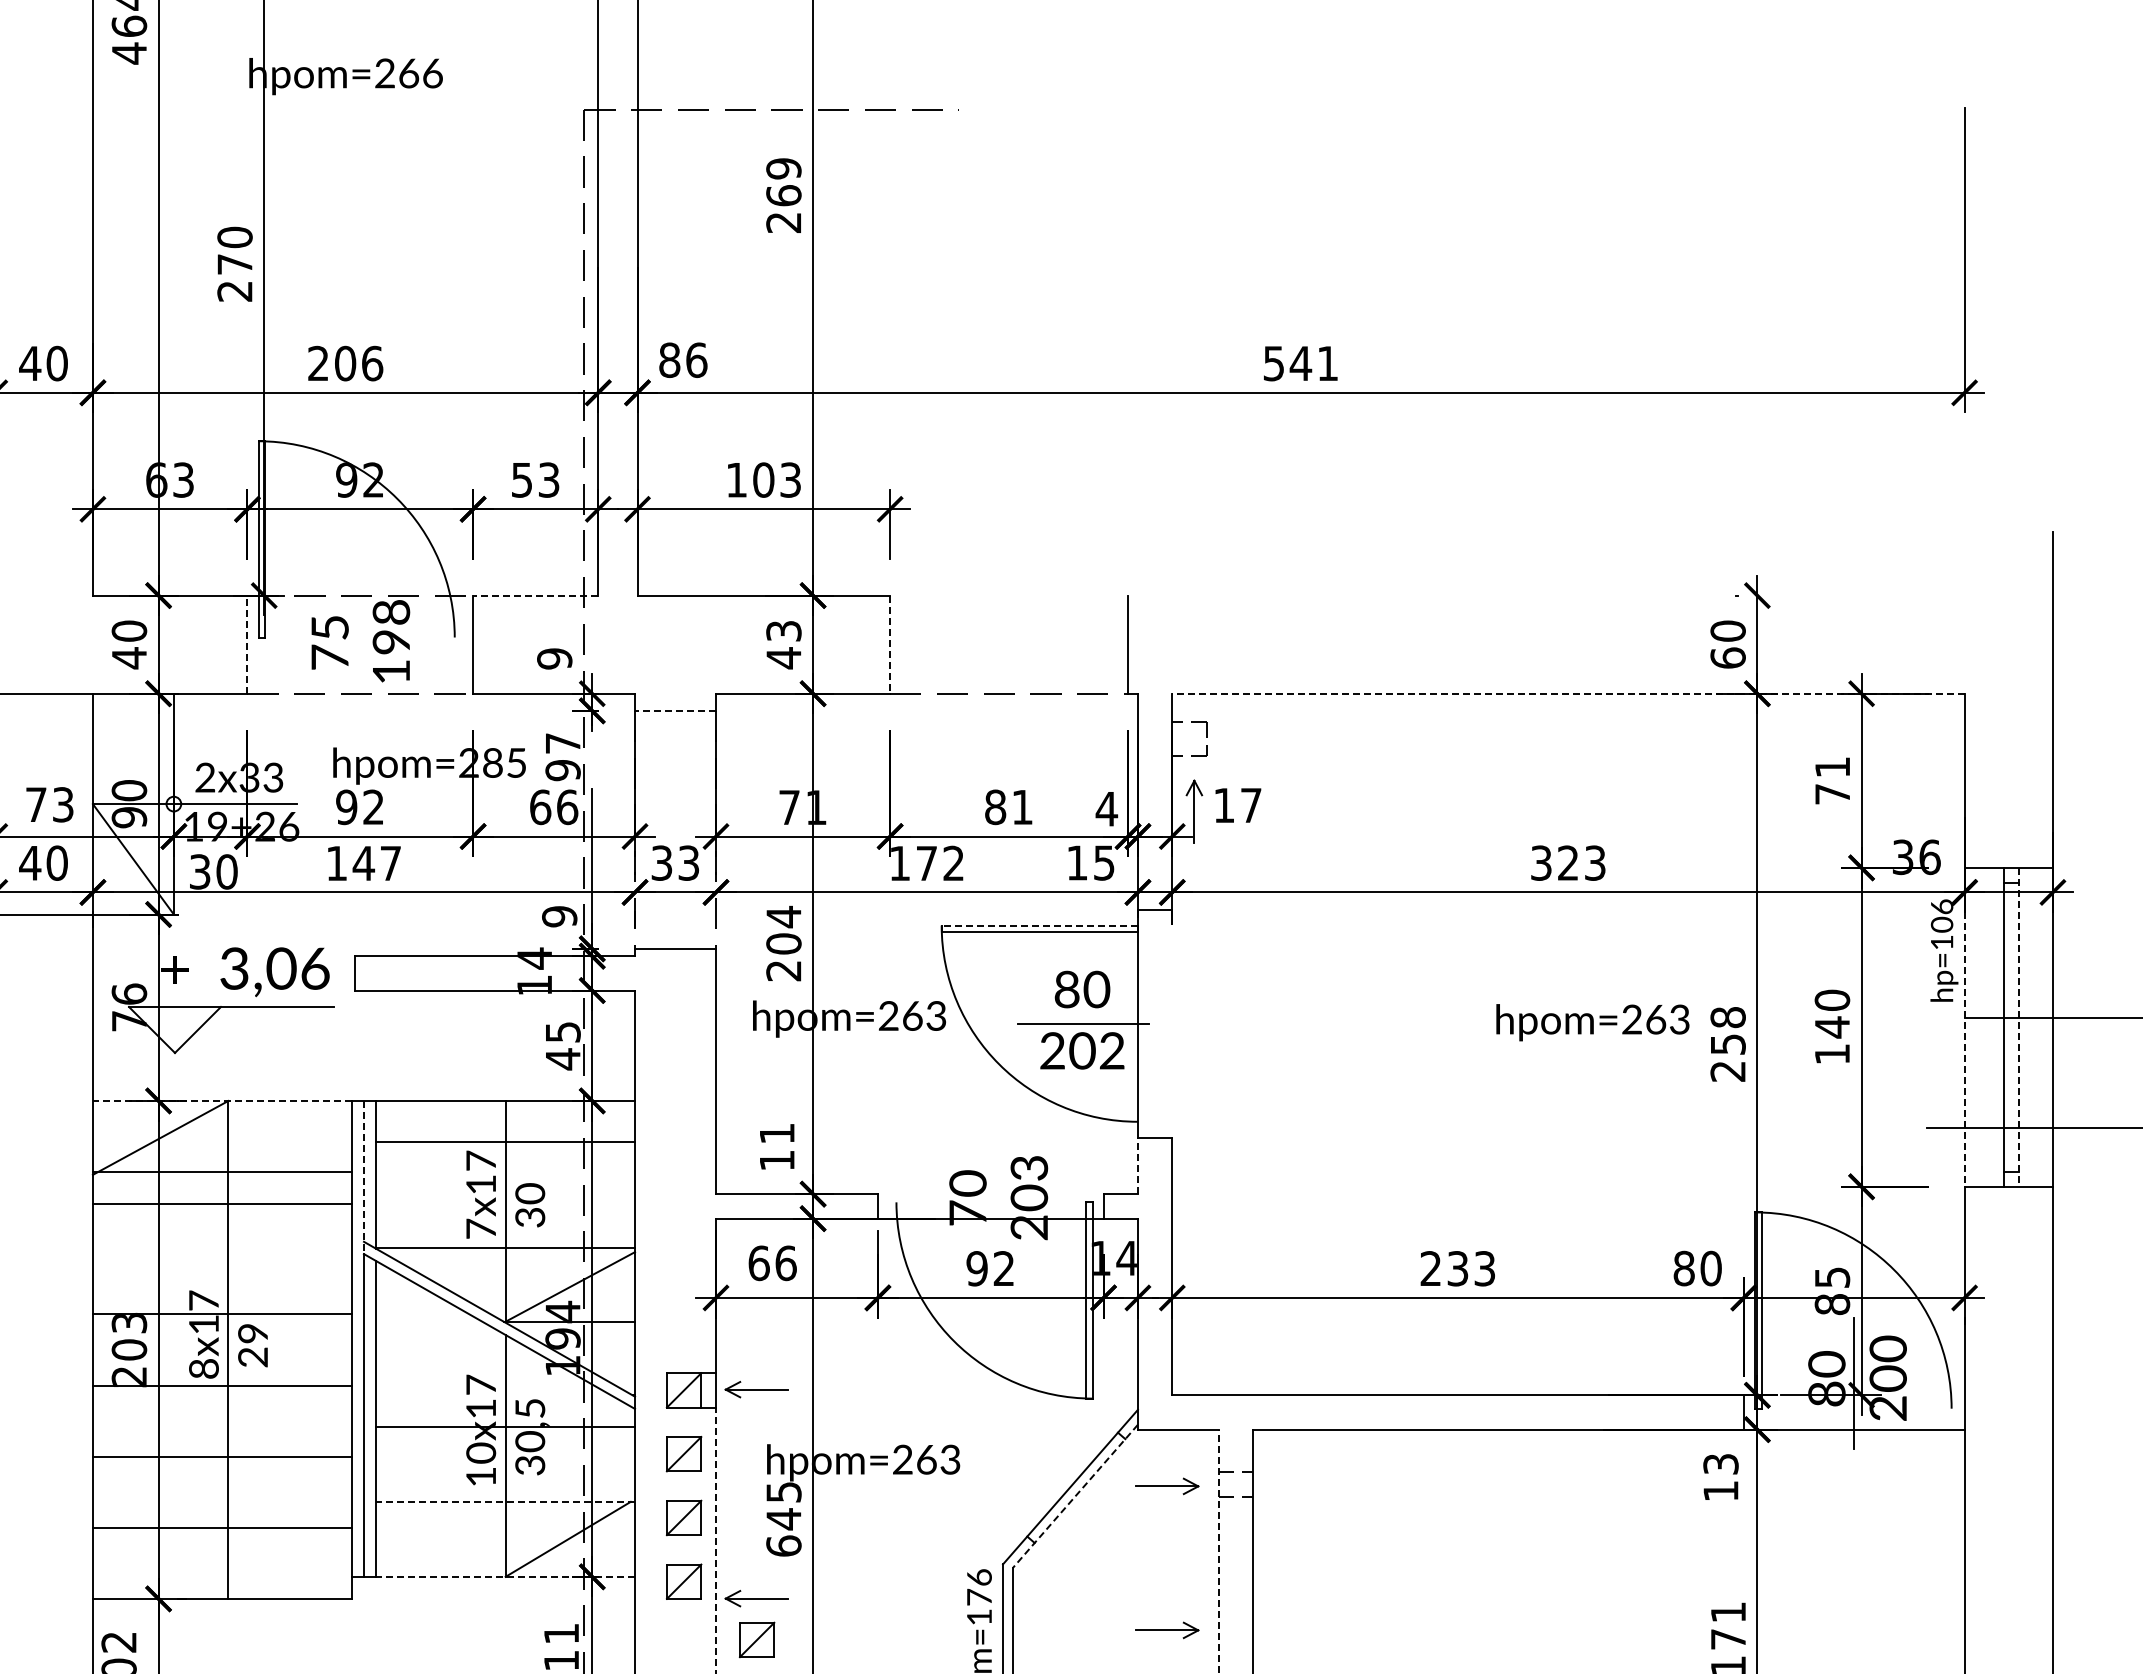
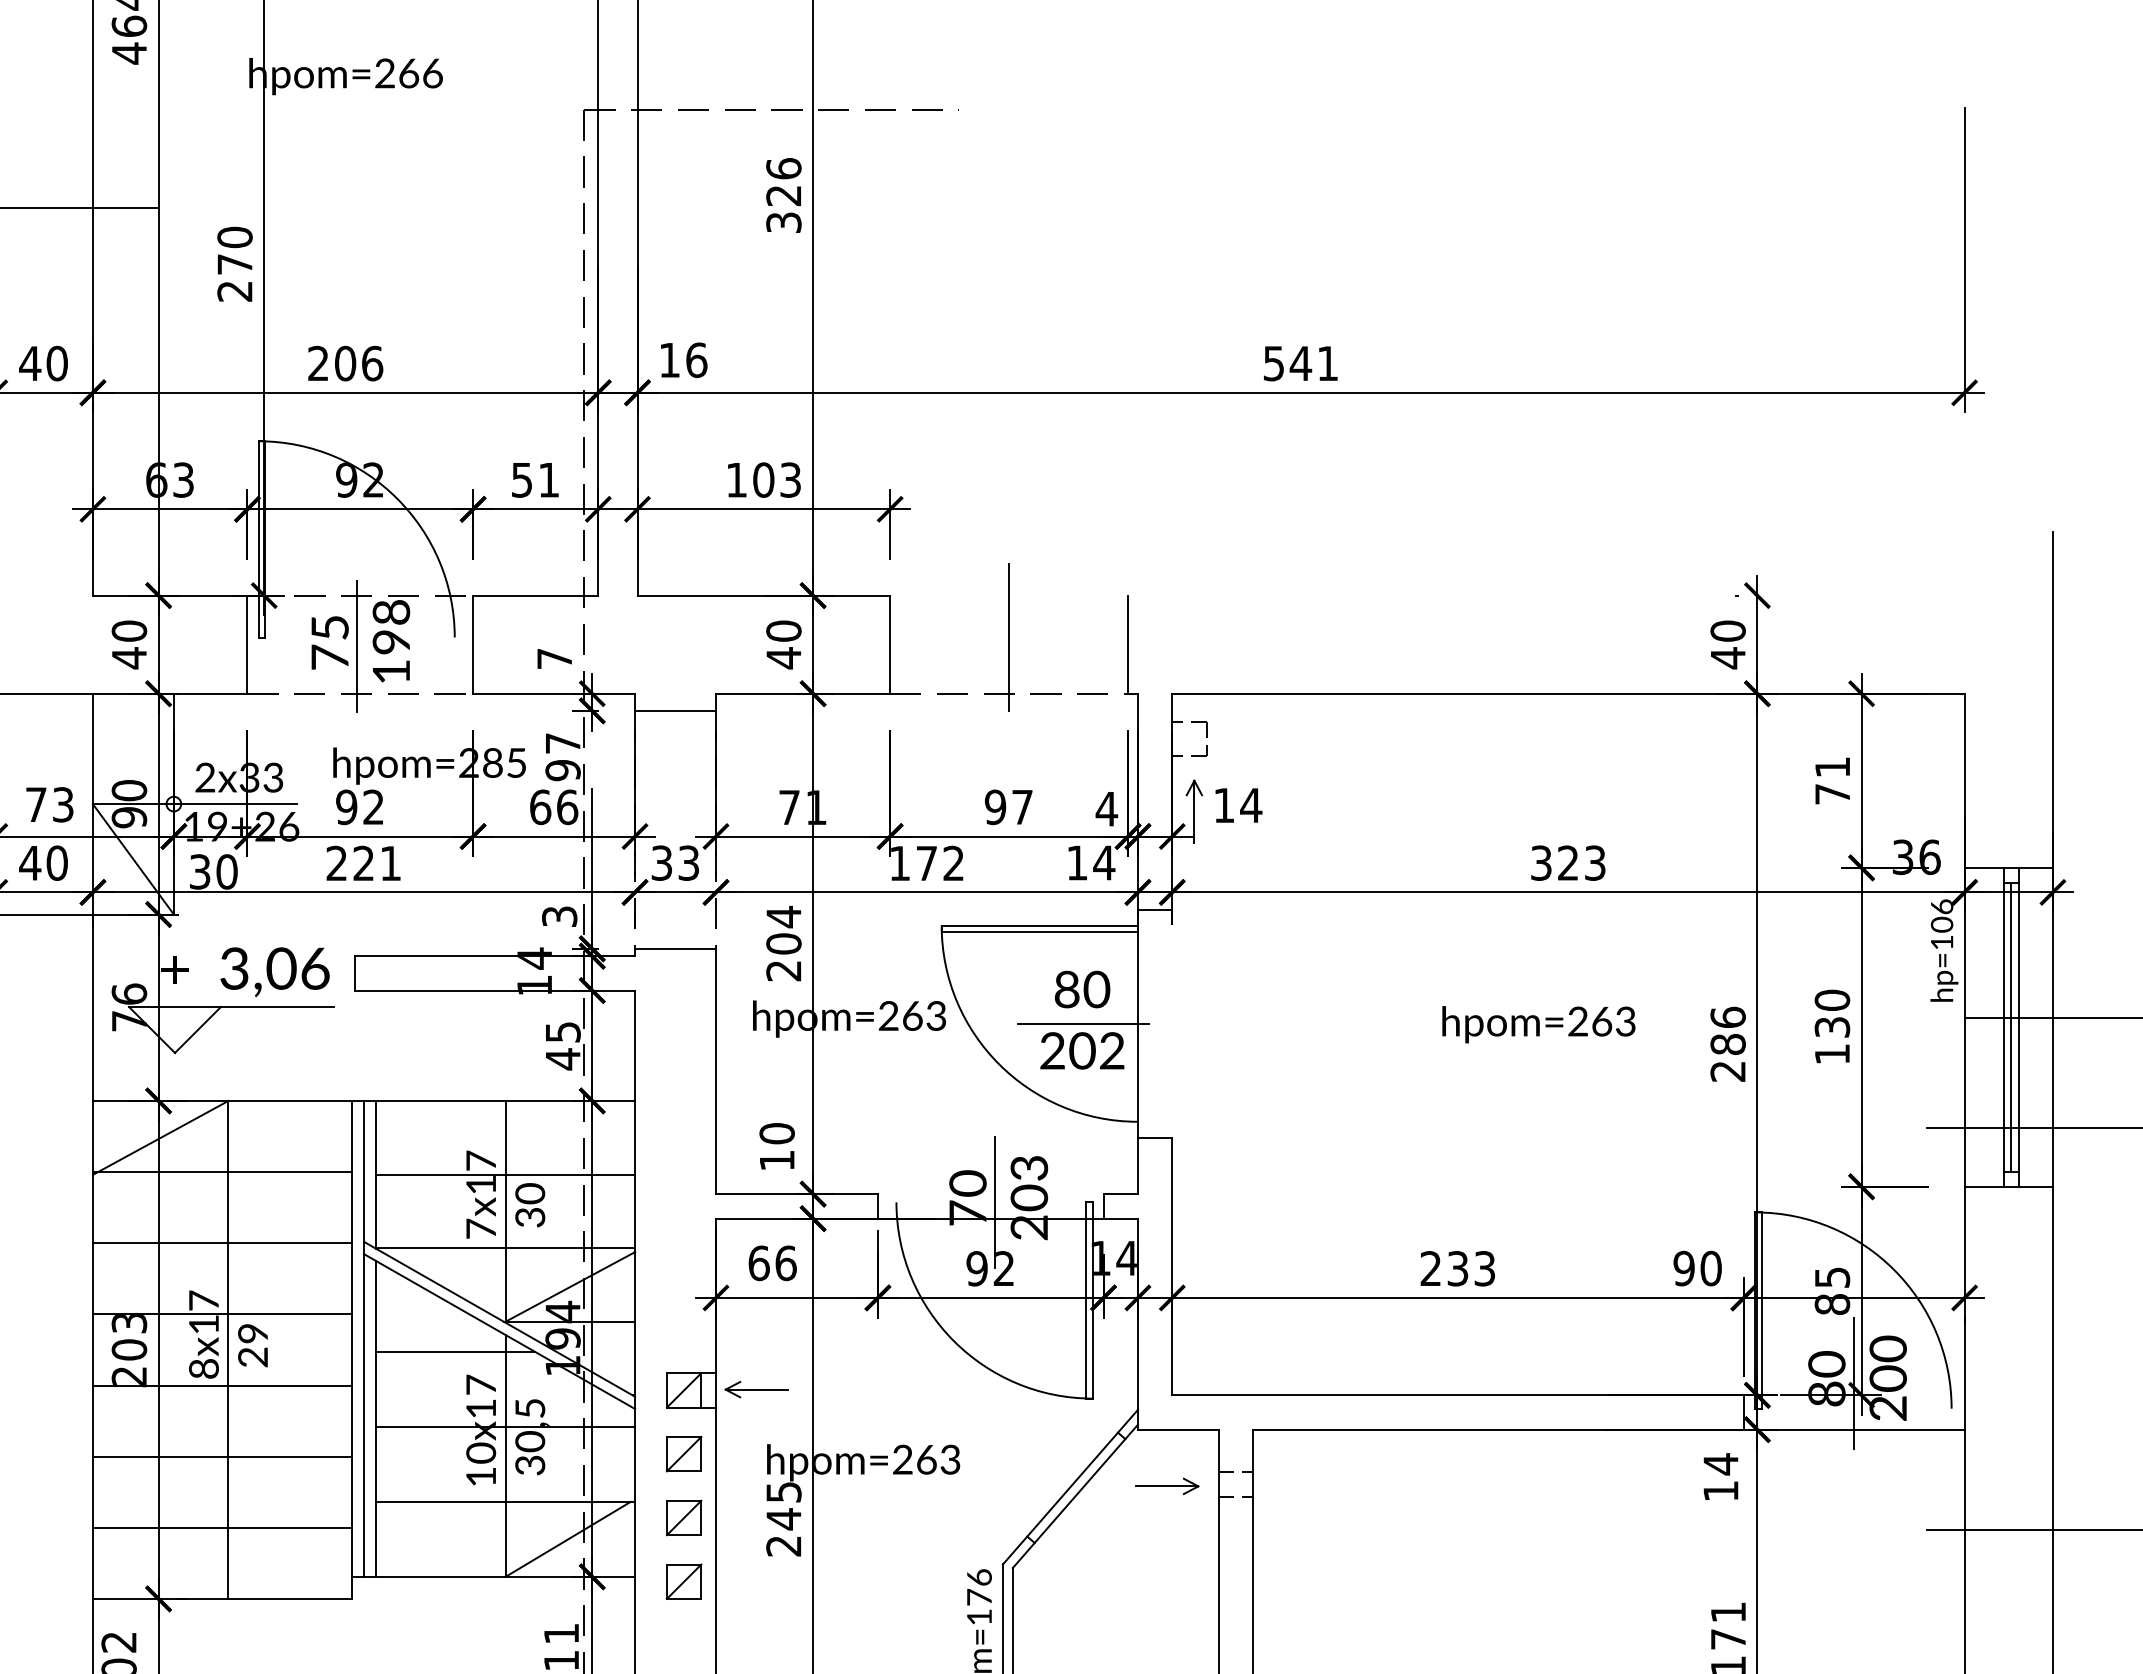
text: 269 -> 326 (783, 195)
line: none -> present (80, 208)
text: 86 -> 16 (669, 360)
text: 53 -> 51 (549, 479)
line: dashed -> solid (535, 595)
text: 43 -> 40 (783, 630)
line: none -> present (1009, 637)
line: dashed -> solid (247, 644)
line: dashed -> solid (890, 645)
line: none -> present (356, 646)
text: 9 -> 7 (554, 658)
text: 60 -> 40 (1727, 658)
line: dashed -> solid (1567, 693)
line: dashed -> solid (675, 710)
text: 17 -> 14 (1251, 805)
text: 81 -> 97 (1008, 807)
text: 147 -> 221 (363, 862)
text: 15 -> 14 (1104, 862)
text: 9 -> 3 (559, 916)
line: dashed -> solid (1039, 925)
text position: (1592, 1022) -> (1538, 1024) (1538, 1024)
text: 140 -> 130 (1832, 1027)
line: dashed -> solid (1964, 1027)
line: none -> present (2011, 1027)
line: dashed -> solid (2018, 1027)
text: 258 -> 286 (1727, 1030)
line: dashed -> solid (221, 1100)
text: 11 -> 10 (776, 1133)
line position: (505, 1141) -> (505, 1174) (505, 1174)
line: dashed -> solid (1137, 1165)
line: dashed -> solid (363, 1177)
line: none -> present (994, 1201)
line position: (221, 1204) -> (221, 1243) (221, 1243)
text: 80 -> 90 (1683, 1268)
line: none -> present (455, 1351)
text: 13 -> 14 (1720, 1464)
line: dashed -> solid (1075, 1496)
line: dashed -> solid (505, 1501)
line: none -> present (2032, 1529)
line: dashed -> solid (716, 1540)
text: 645 -> 245 (783, 1545)
line: dashed -> solid (1218, 1551)
line: dashed -> solid (505, 1576)
part: present -> none (756, 1598)
part: present -> none (1167, 1630)
part: present -> none (756, 1639)
